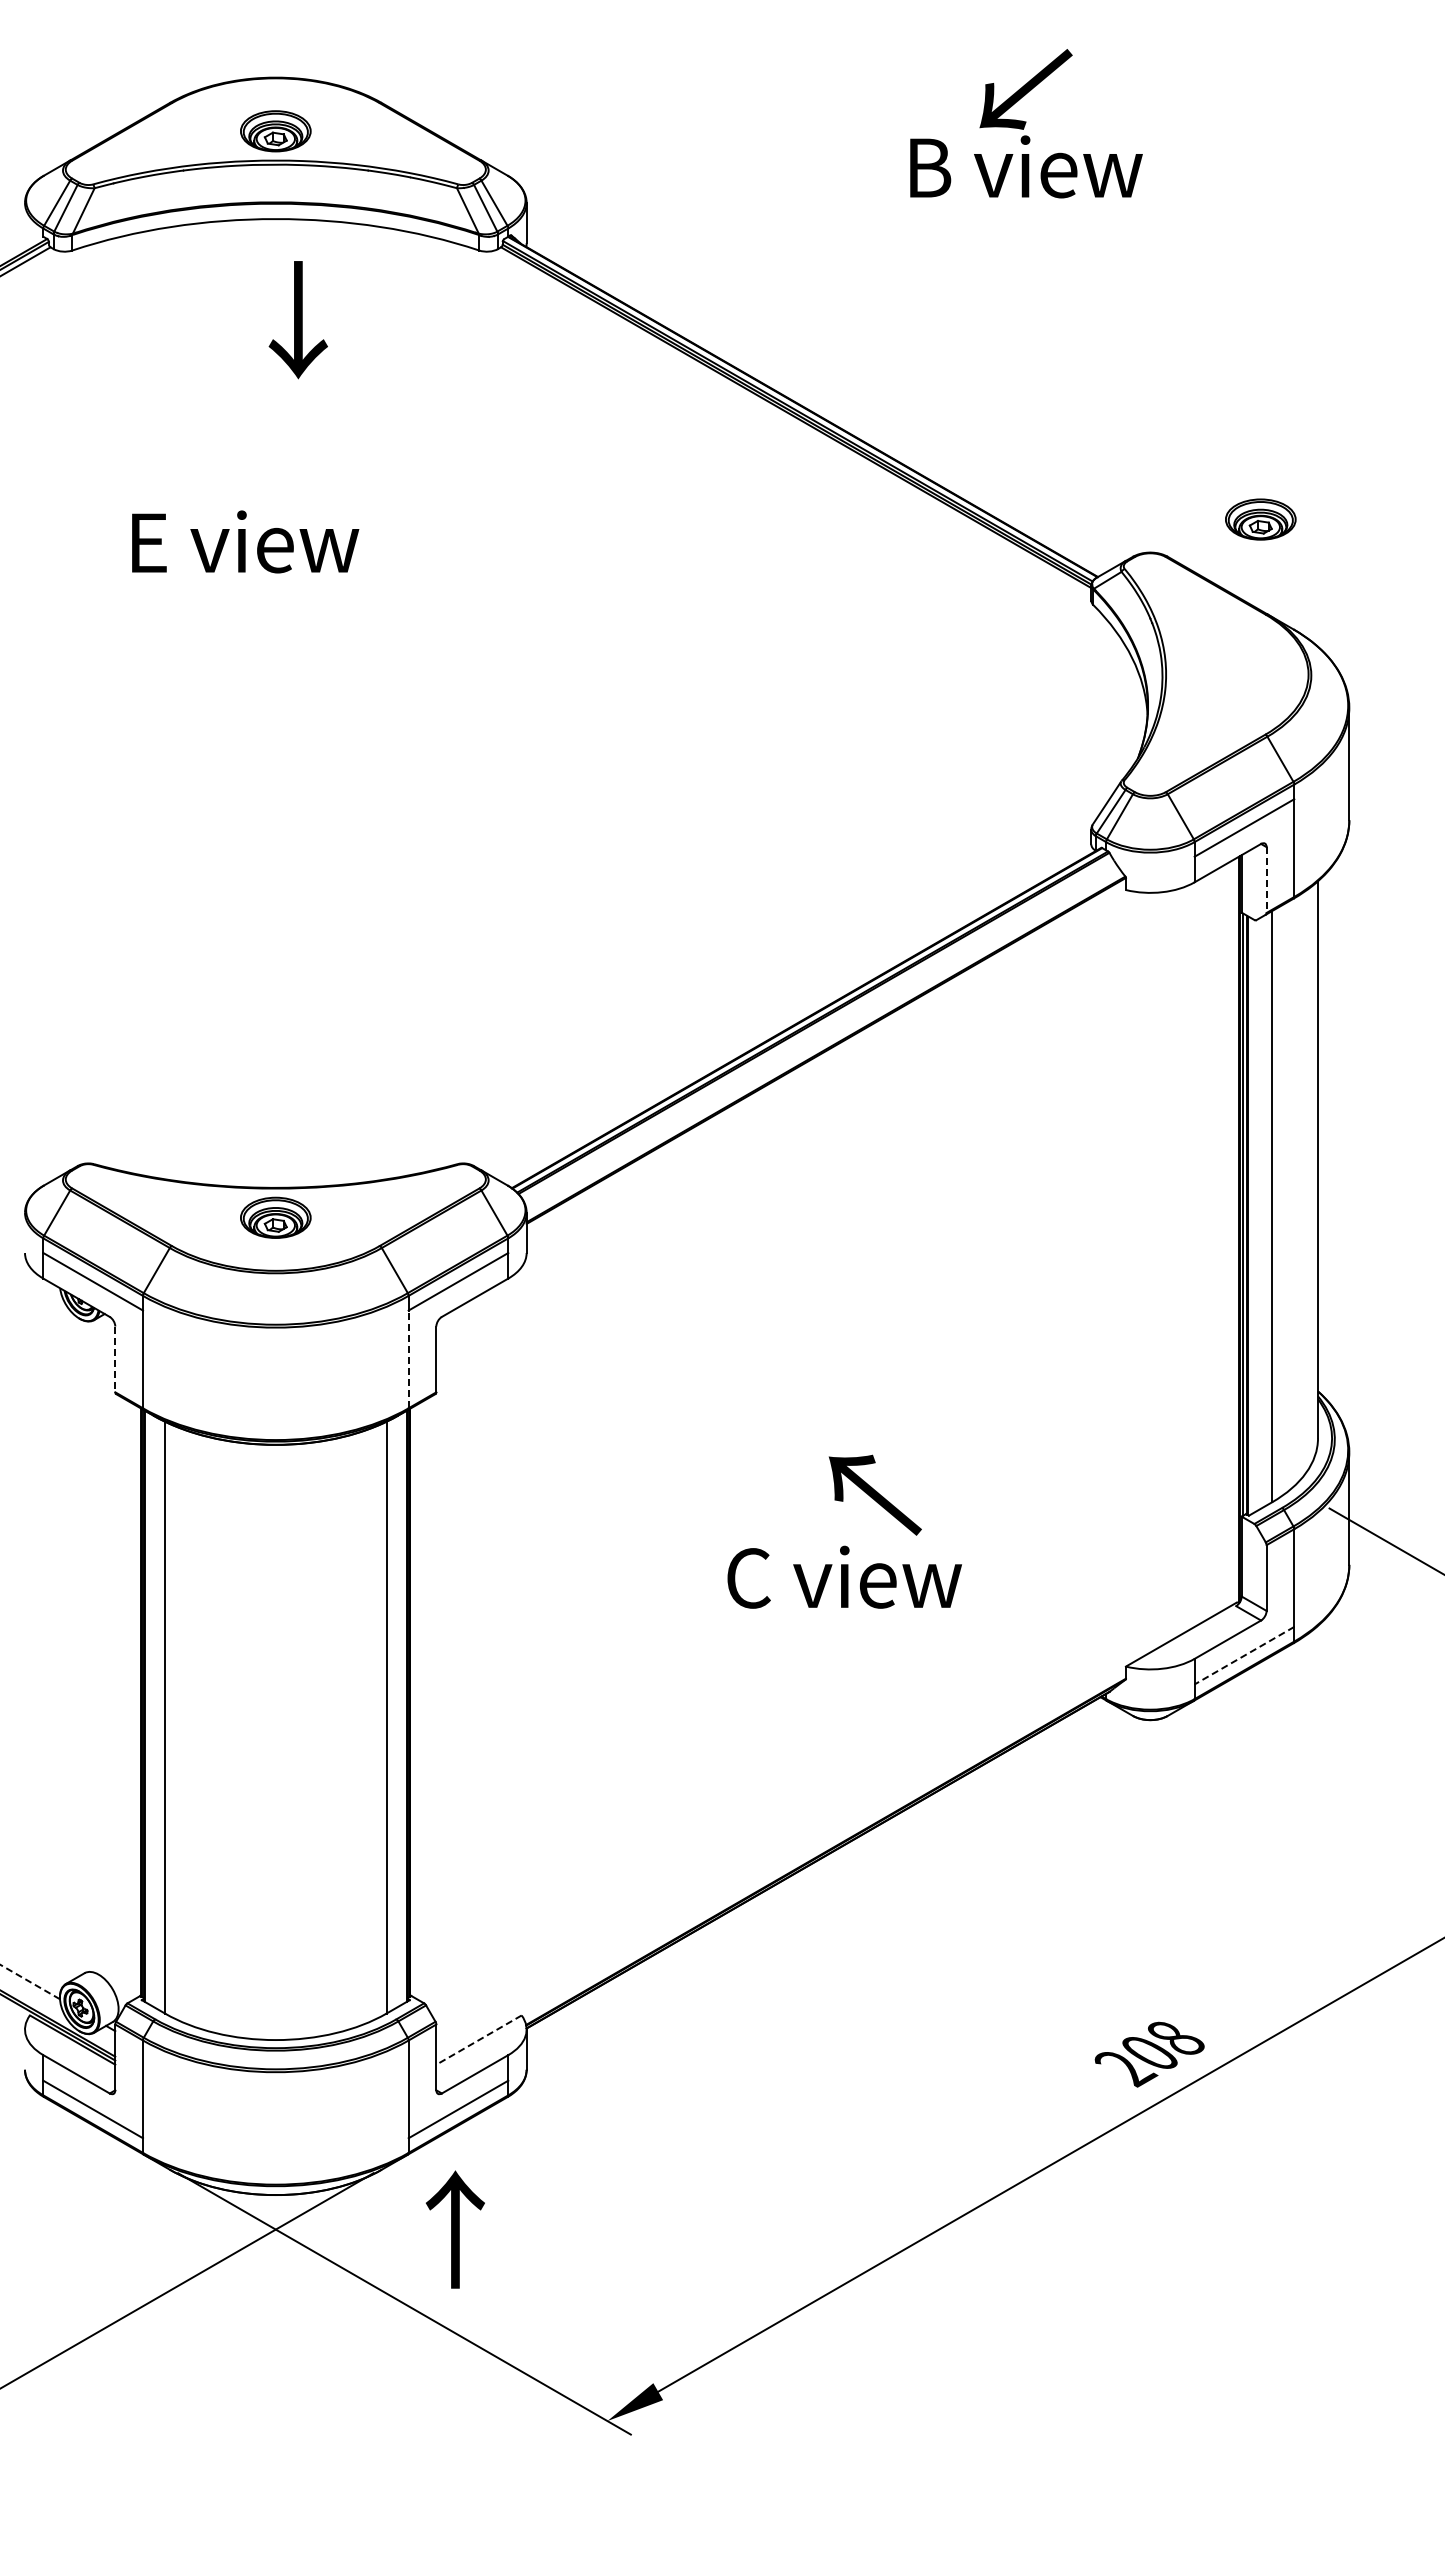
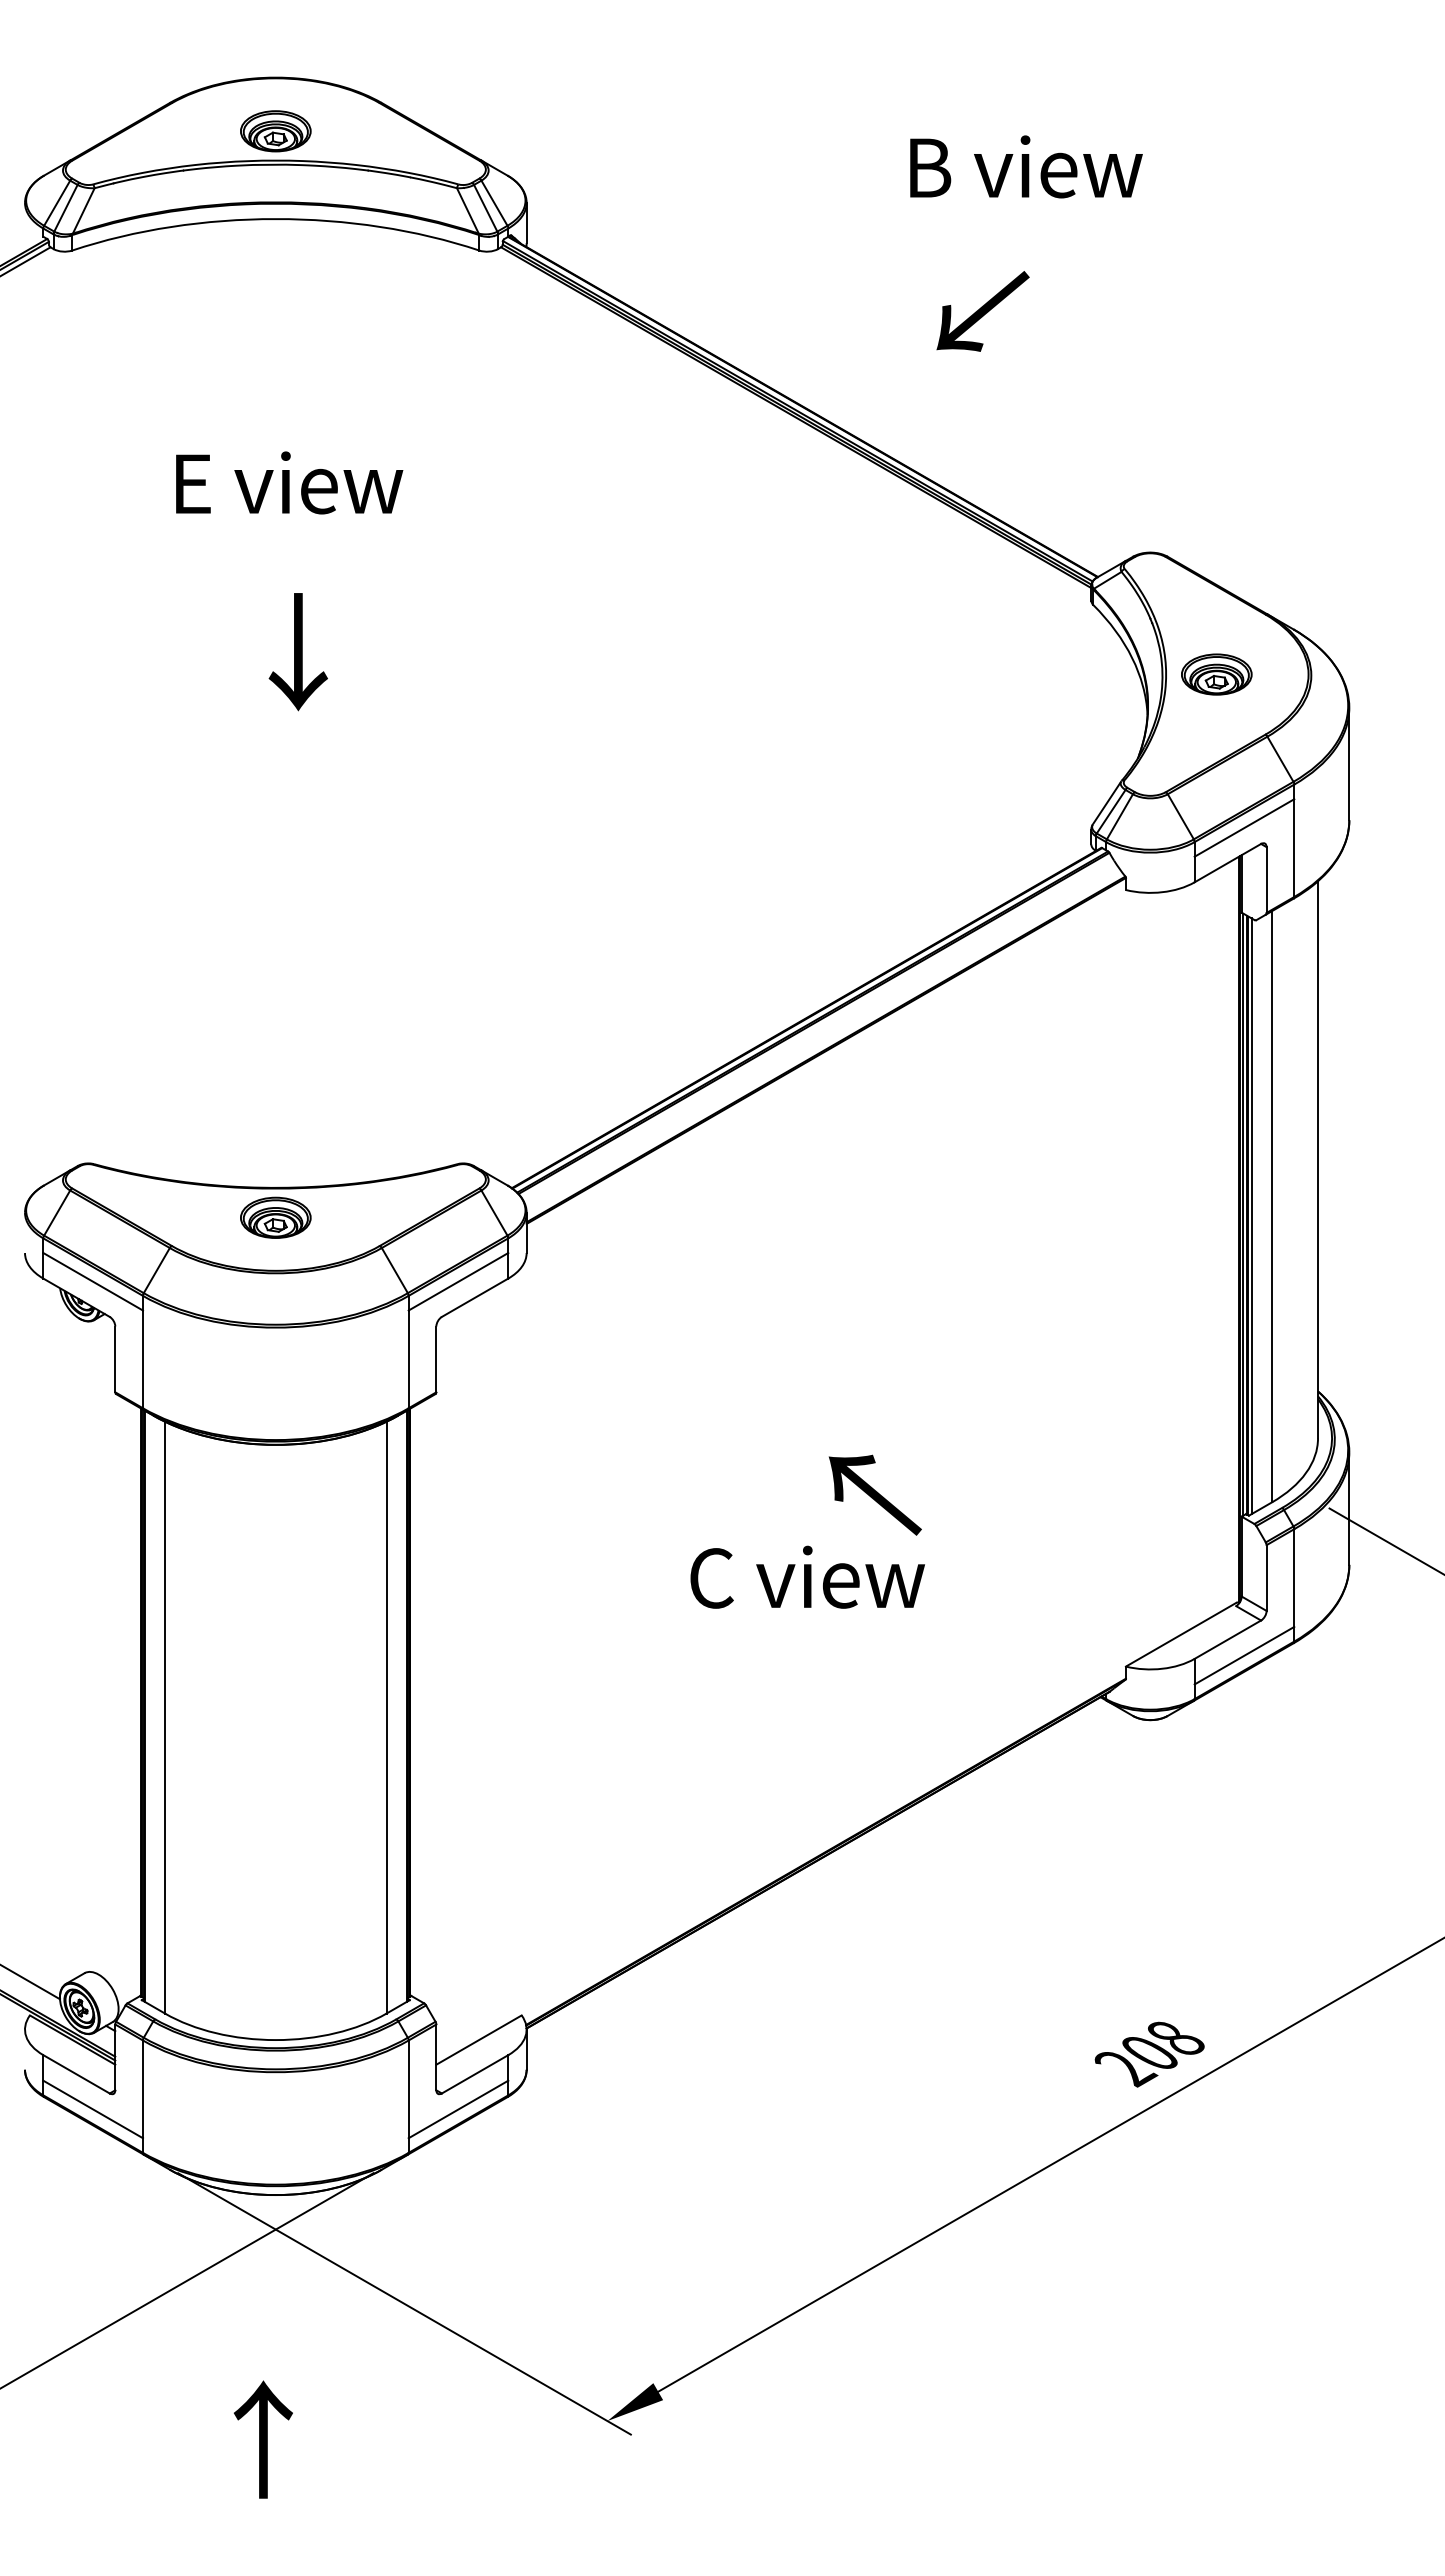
text position: (1025, 89) -> (982, 311) (982, 311)
text position: (297, 320) -> (297, 652) (297, 652)
part position: (1260, 519) -> (1216, 674) (1216, 674)
text position: (245, 541) -> (289, 482) (289, 482)
line: dashed -> solid (1266, 880)
line: none -> present (1251, 1216)
line: dashed -> solid (115, 1359)
line: dashed -> solid (408, 1359)
text position: (844, 1576) -> (807, 1576) (807, 1576)
line: dashed -> solid (1244, 1655)
line: dashed -> solid (29, 1981)
line: dashed -> solid (478, 2040)
text position: (454, 2229) -> (262, 2439) (262, 2439)
